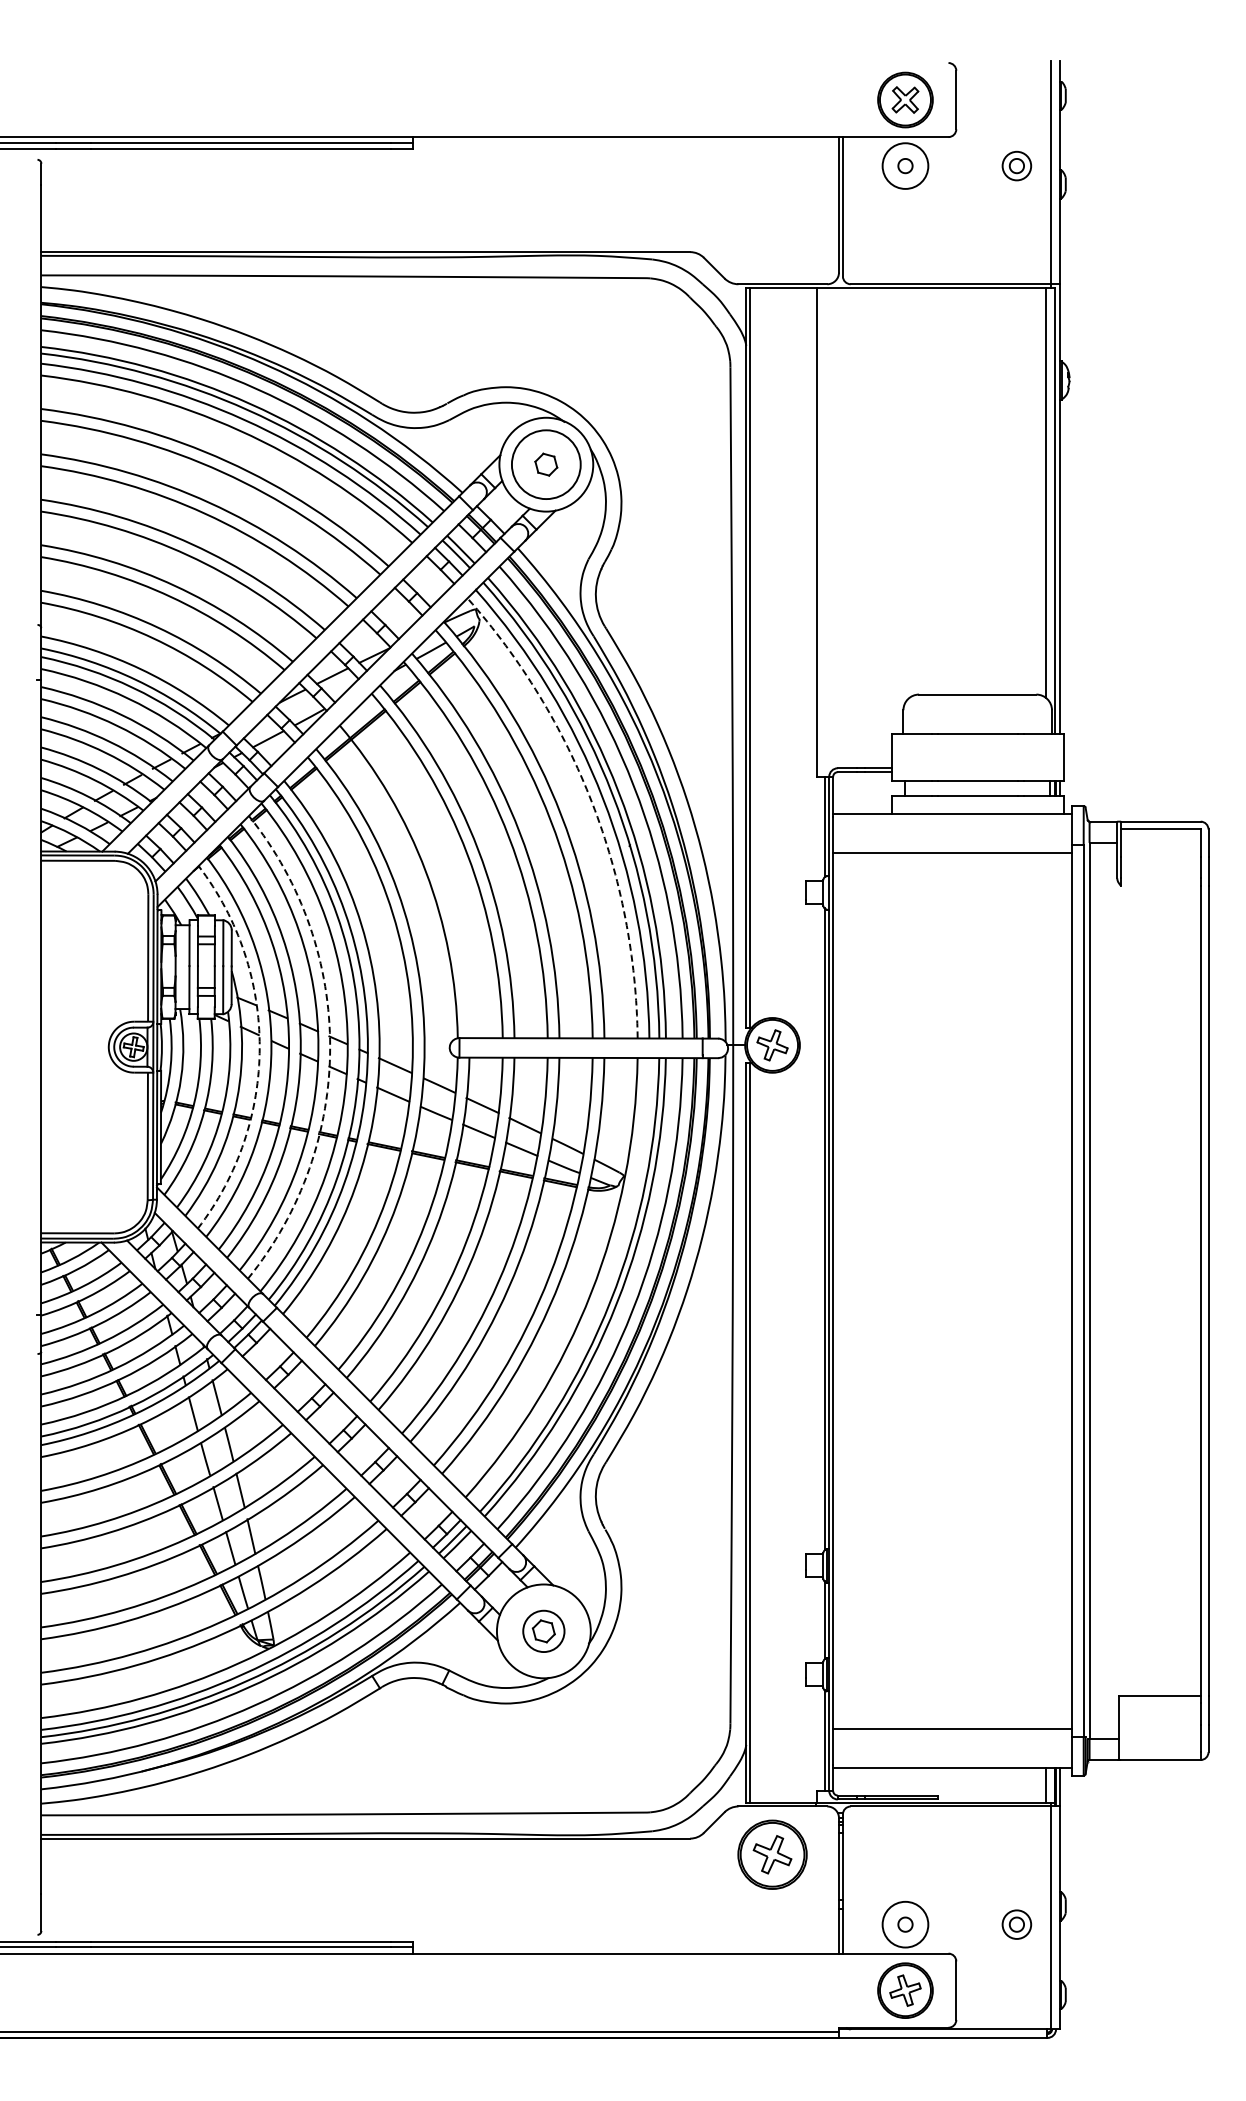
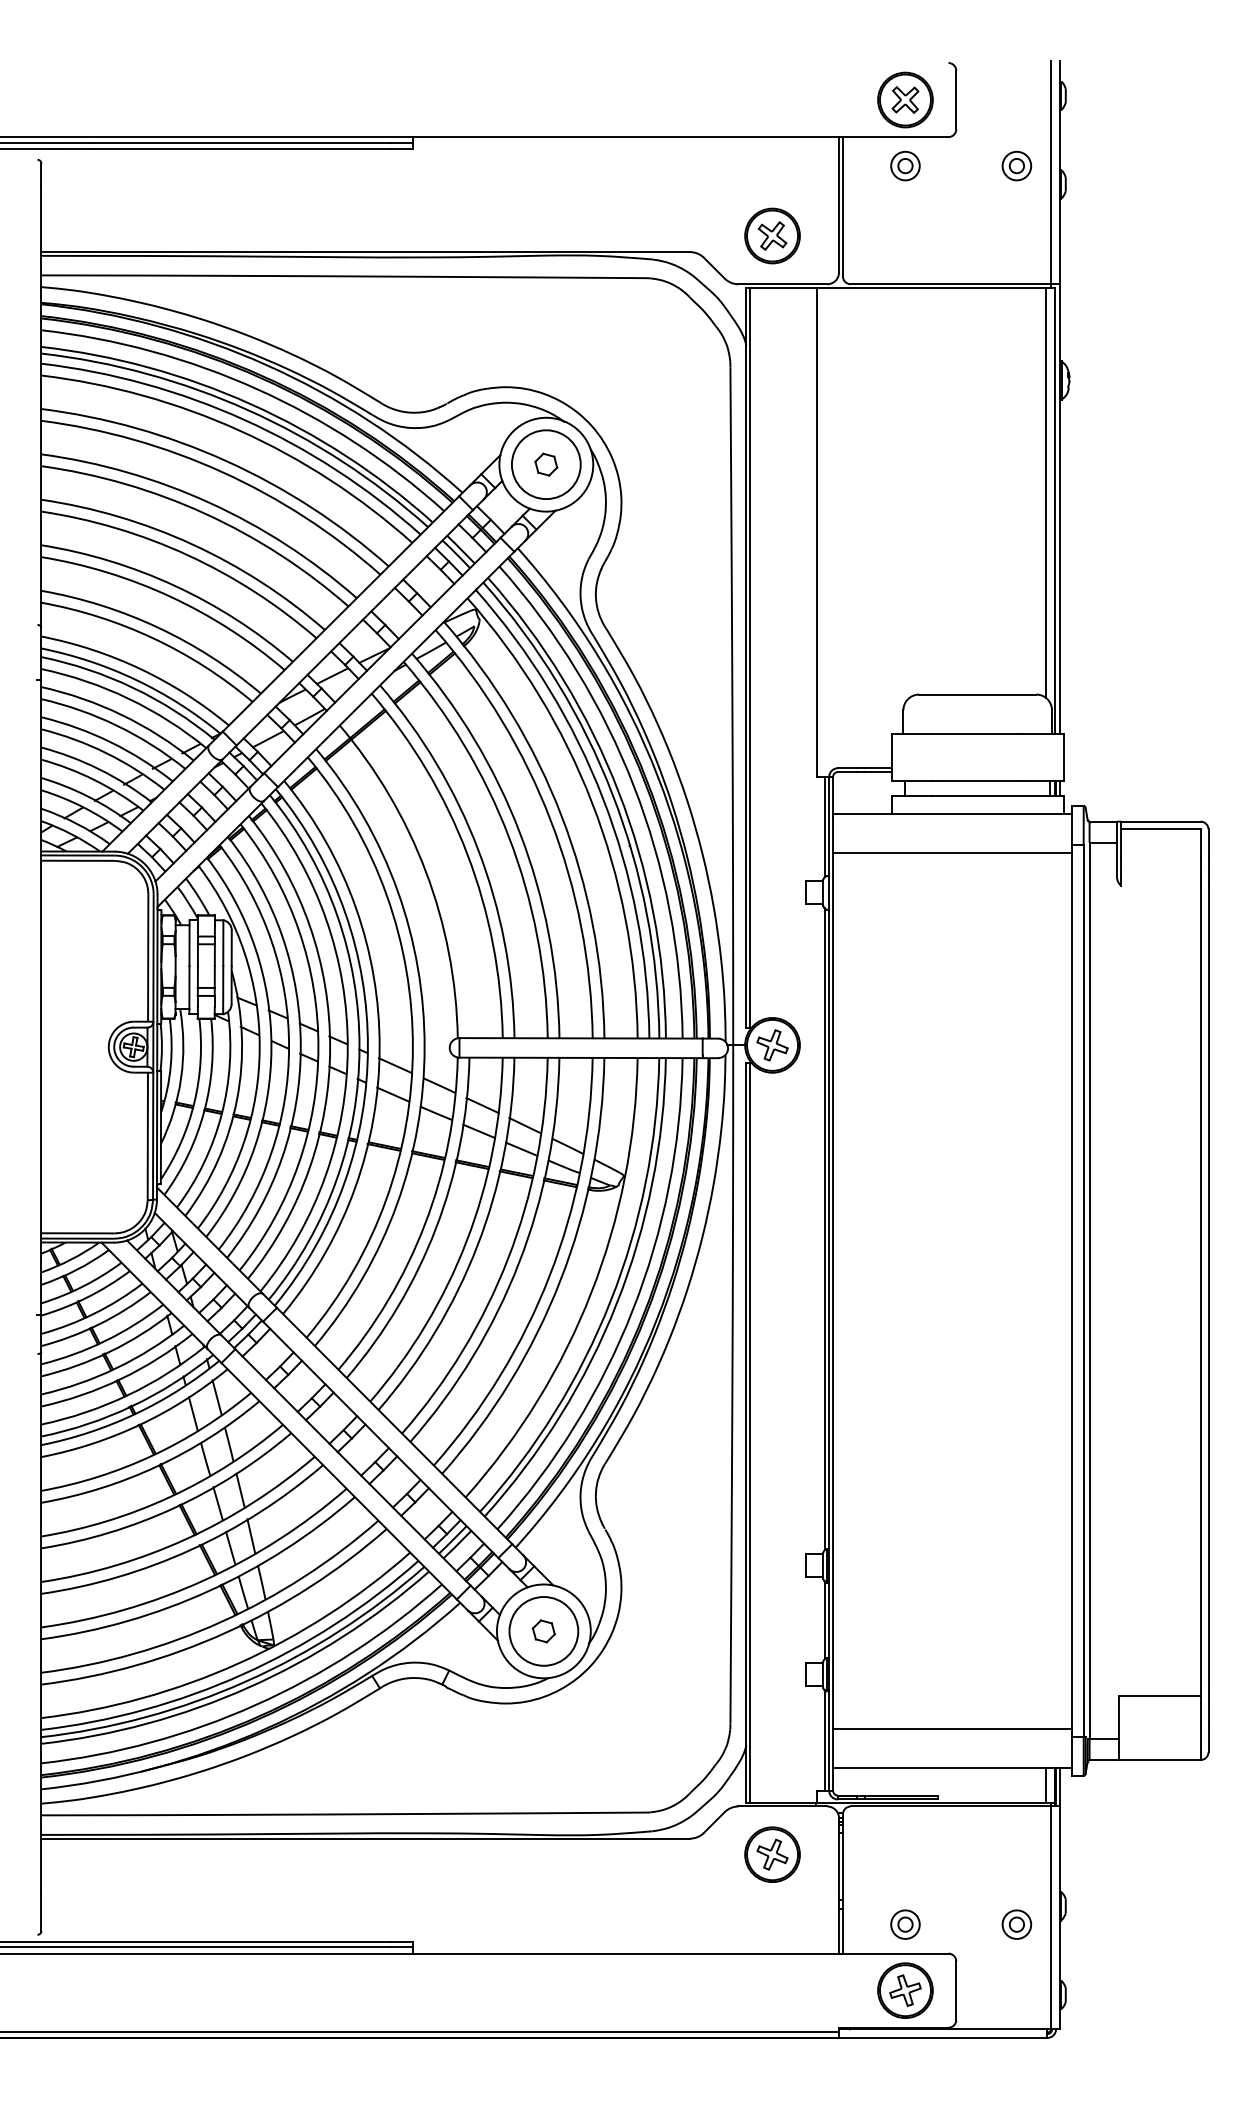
circle diameter: 46 px -> 29 px (905, 165)
part: none -> present (772, 235)
arc: dashed -> solid (592, 803)
arc: dashed -> solid (259, 1047)
arc: dashed -> solid (330, 1047)
circle diameter: 41 px -> 69 px (543, 1631)
part size: 71x71 px -> 57x57 px (772, 1854)
circle diameter: 46 px -> 29 px (905, 1924)
